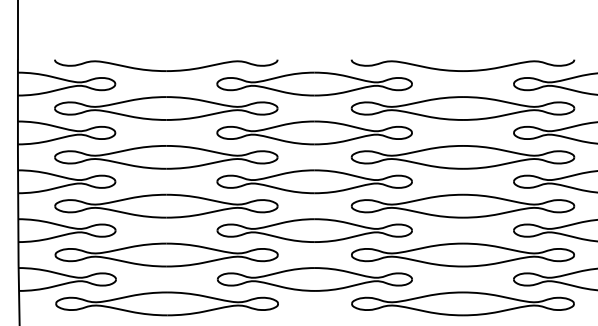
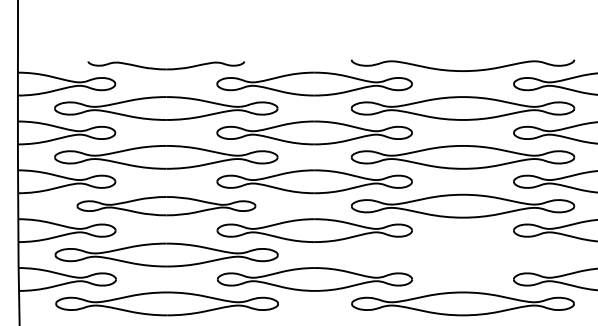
part size: 225x13 px -> 158x10 px (165, 65)
part size: 225x26 px -> 181x21 px (166, 206)
part: present -> none (462, 254)
